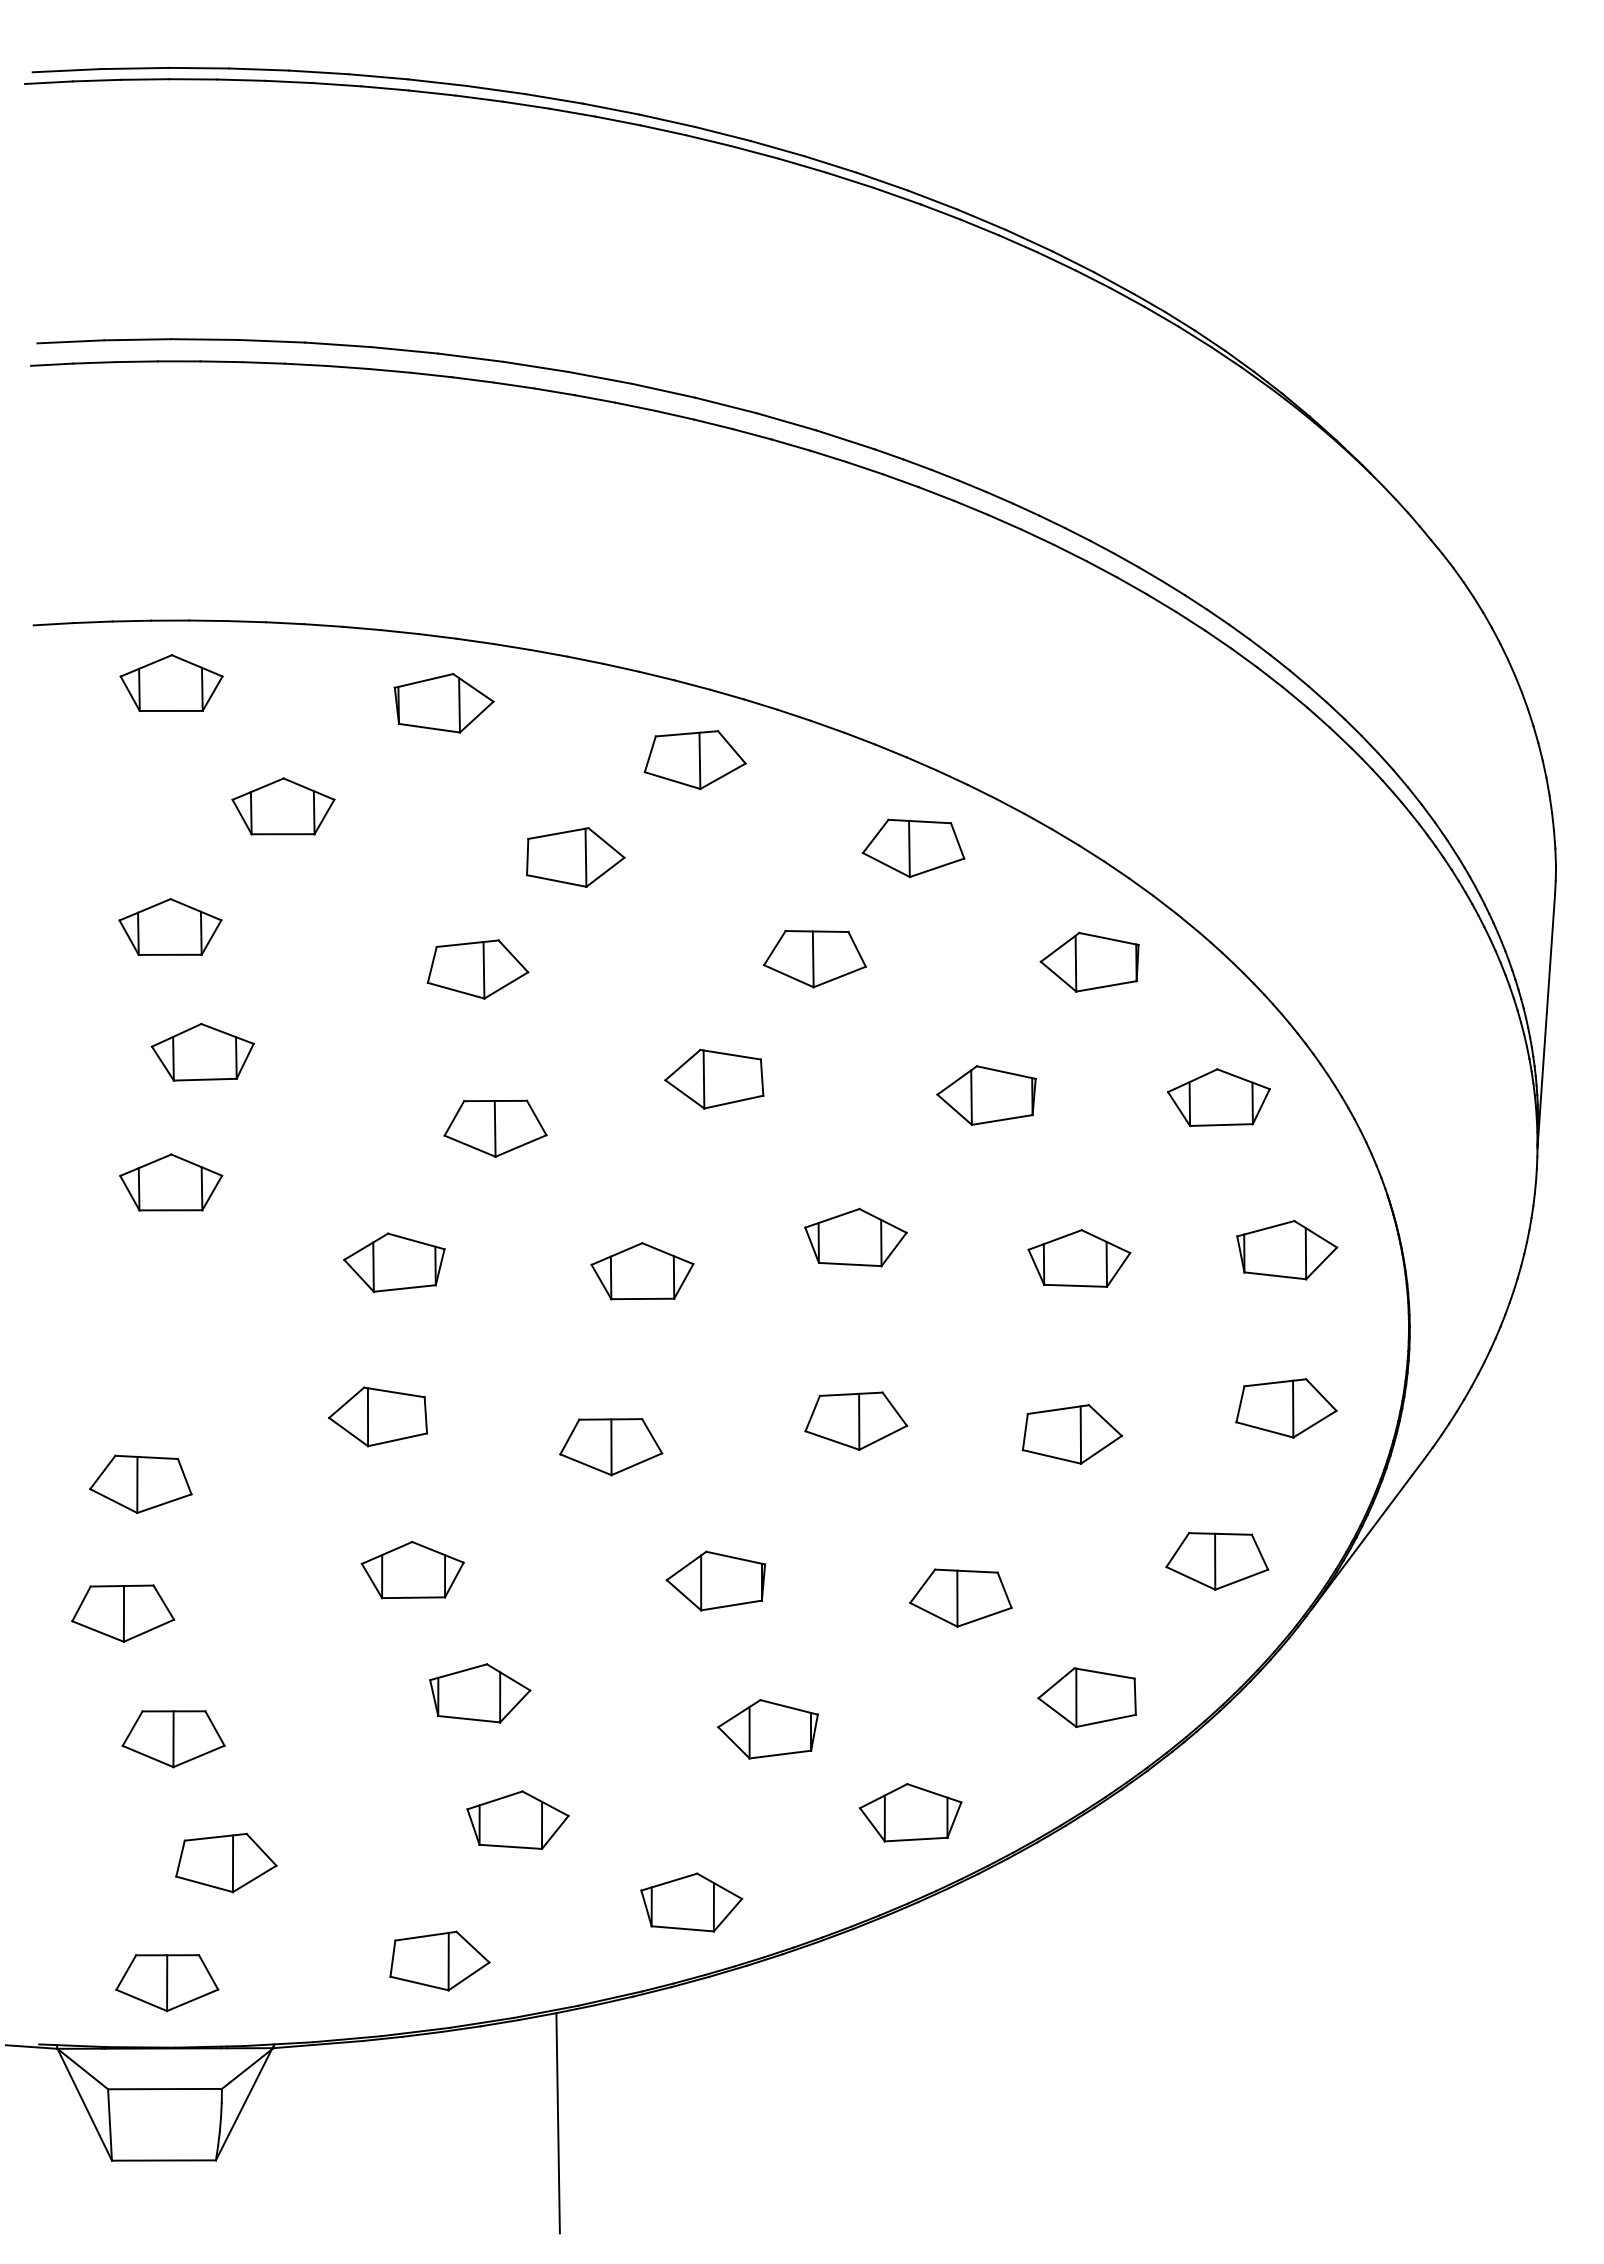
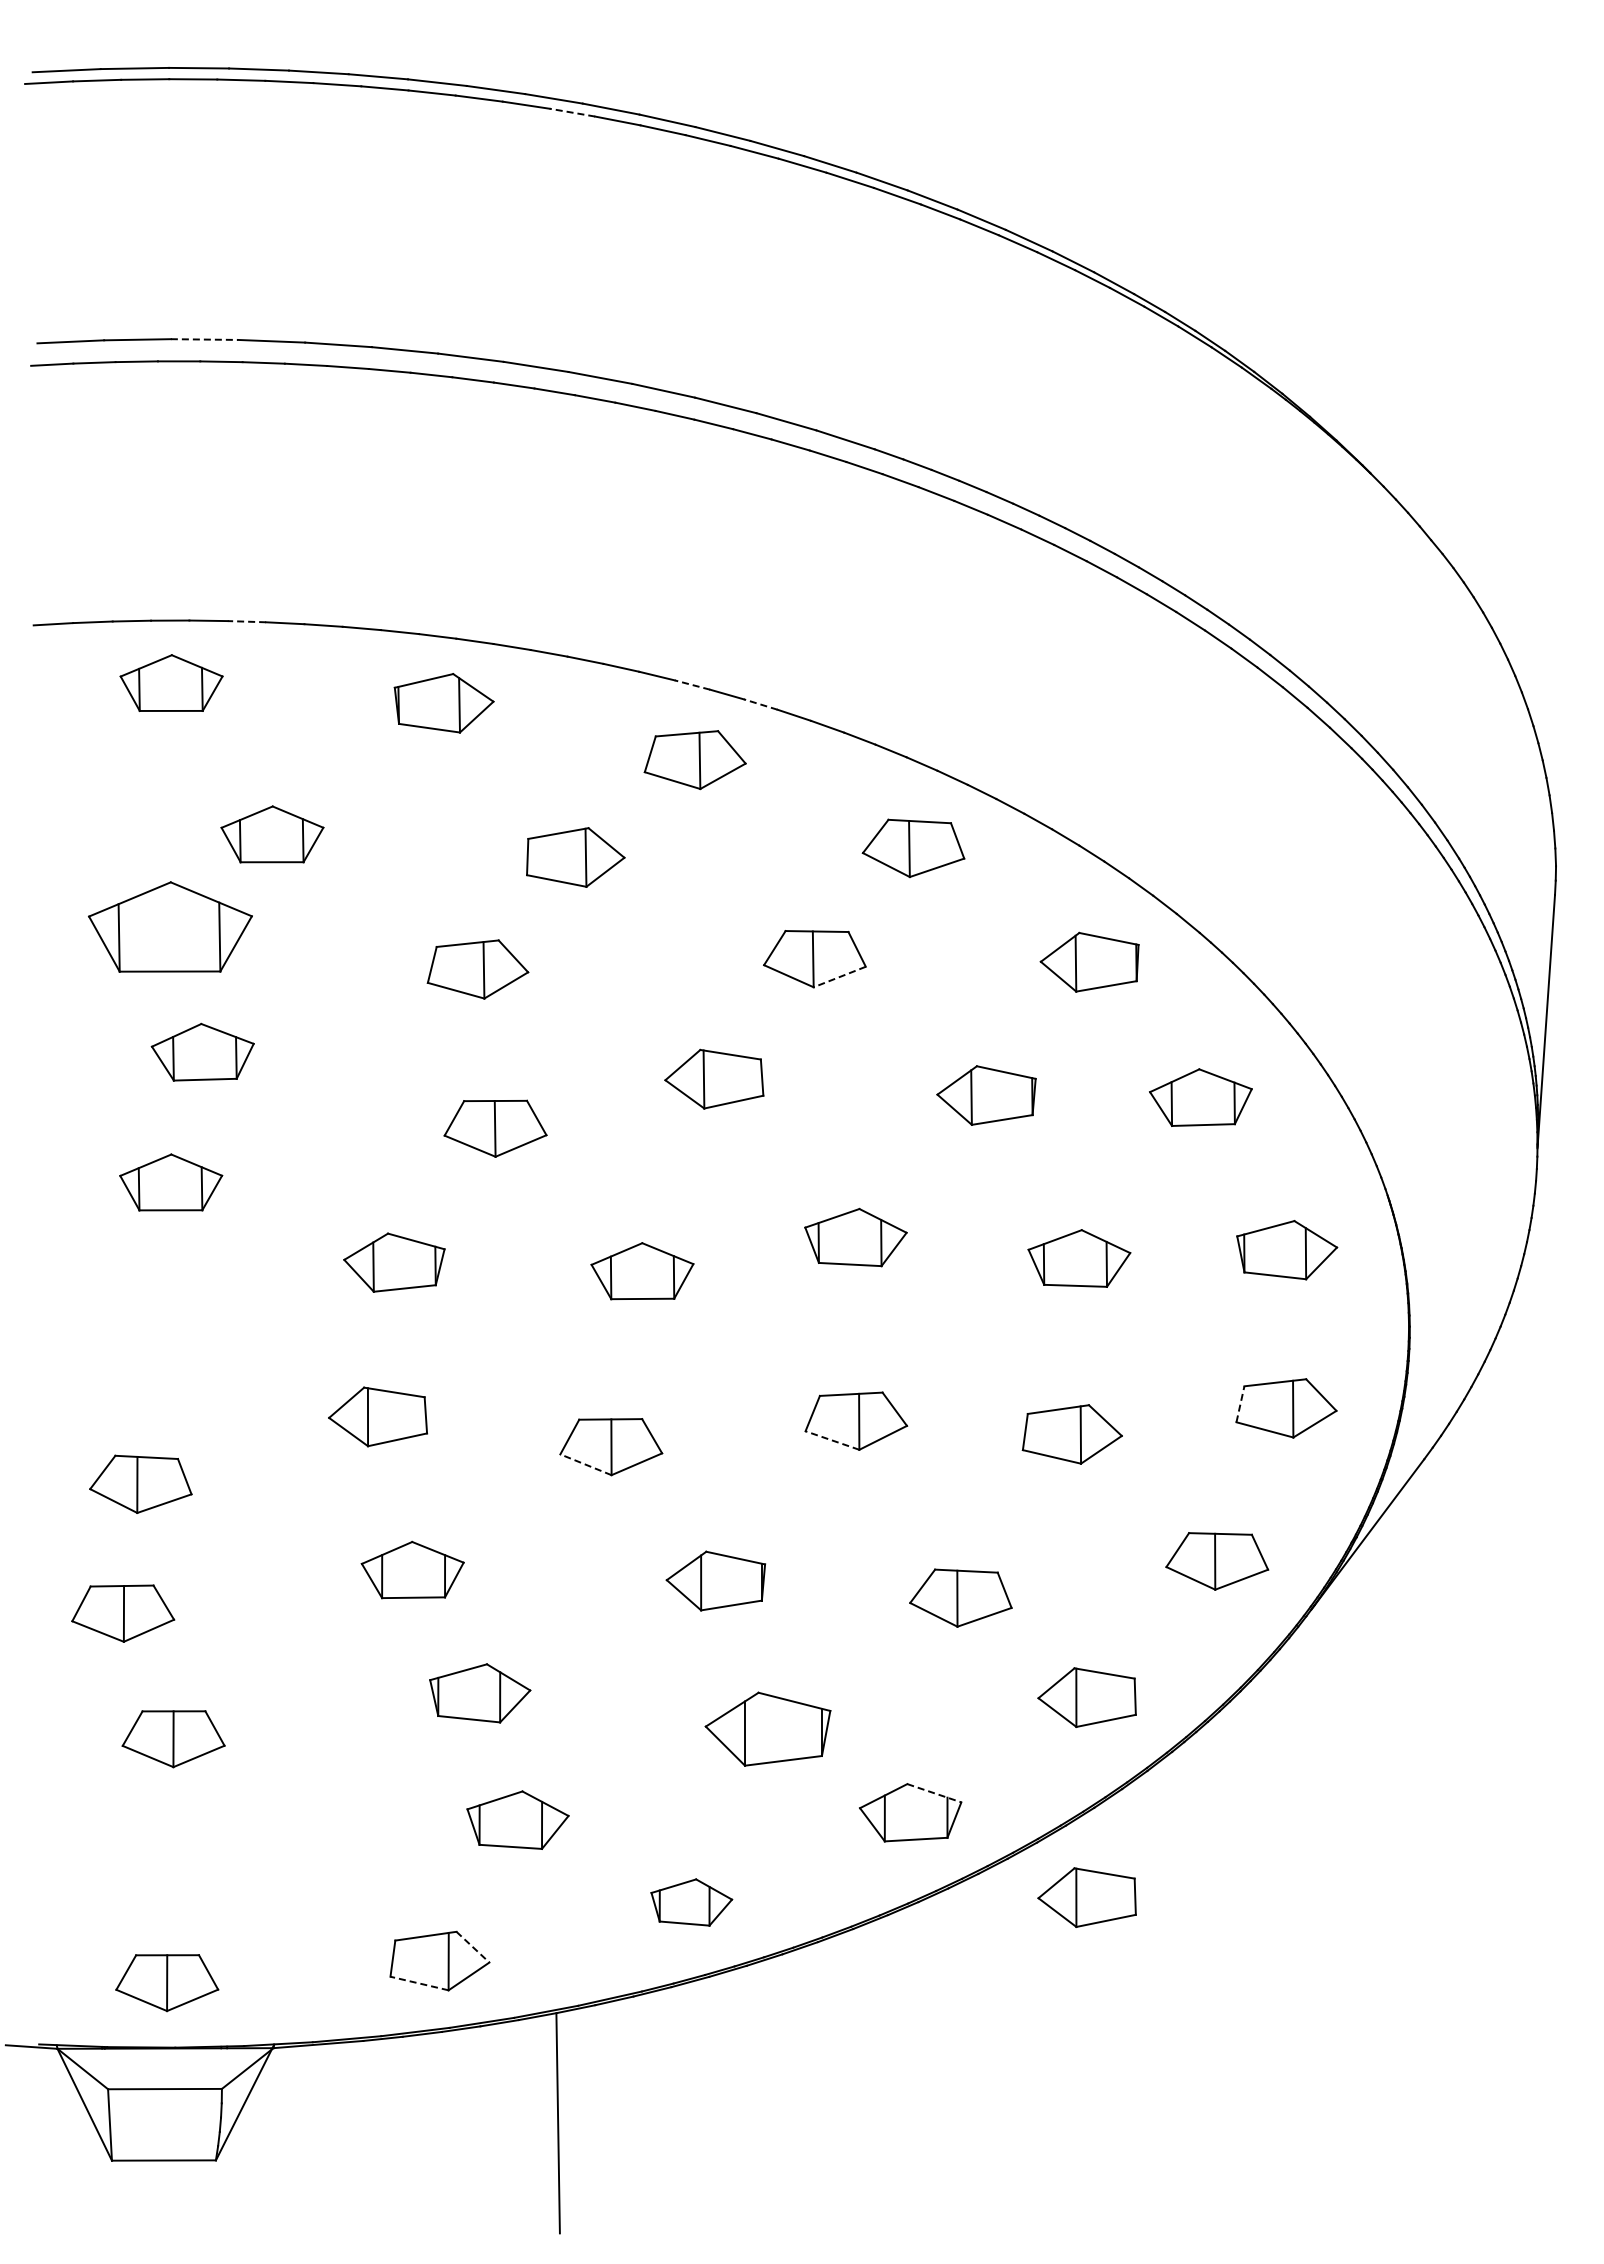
line: solid -> dashed (571, 112)
line: solid -> dashed (204, 339)
line: solid -> dashed (246, 621)
line: solid -> dashed (691, 684)
line: solid -> dashed (760, 704)
part position: (283, 806) -> (272, 834) (272, 834)
part size: 105x58 px -> 165x92 px (170, 926)
line: solid -> dashed (839, 977)
part position: (1218, 1097) -> (1200, 1097) (1200, 1097)
line: solid -> dashed (1240, 1403)
line: solid -> dashed (832, 1440)
line: solid -> dashed (585, 1464)
part size: 102x61 px -> 128x76 px (767, 1728)
line: solid -> dashed (934, 1793)
part: present -> none (226, 1862)
part: none -> present (1086, 1897)
part size: 104x61 px -> 84x49 px (691, 1902)
line: solid -> dashed (472, 1947)
line: solid -> dashed (419, 1983)
